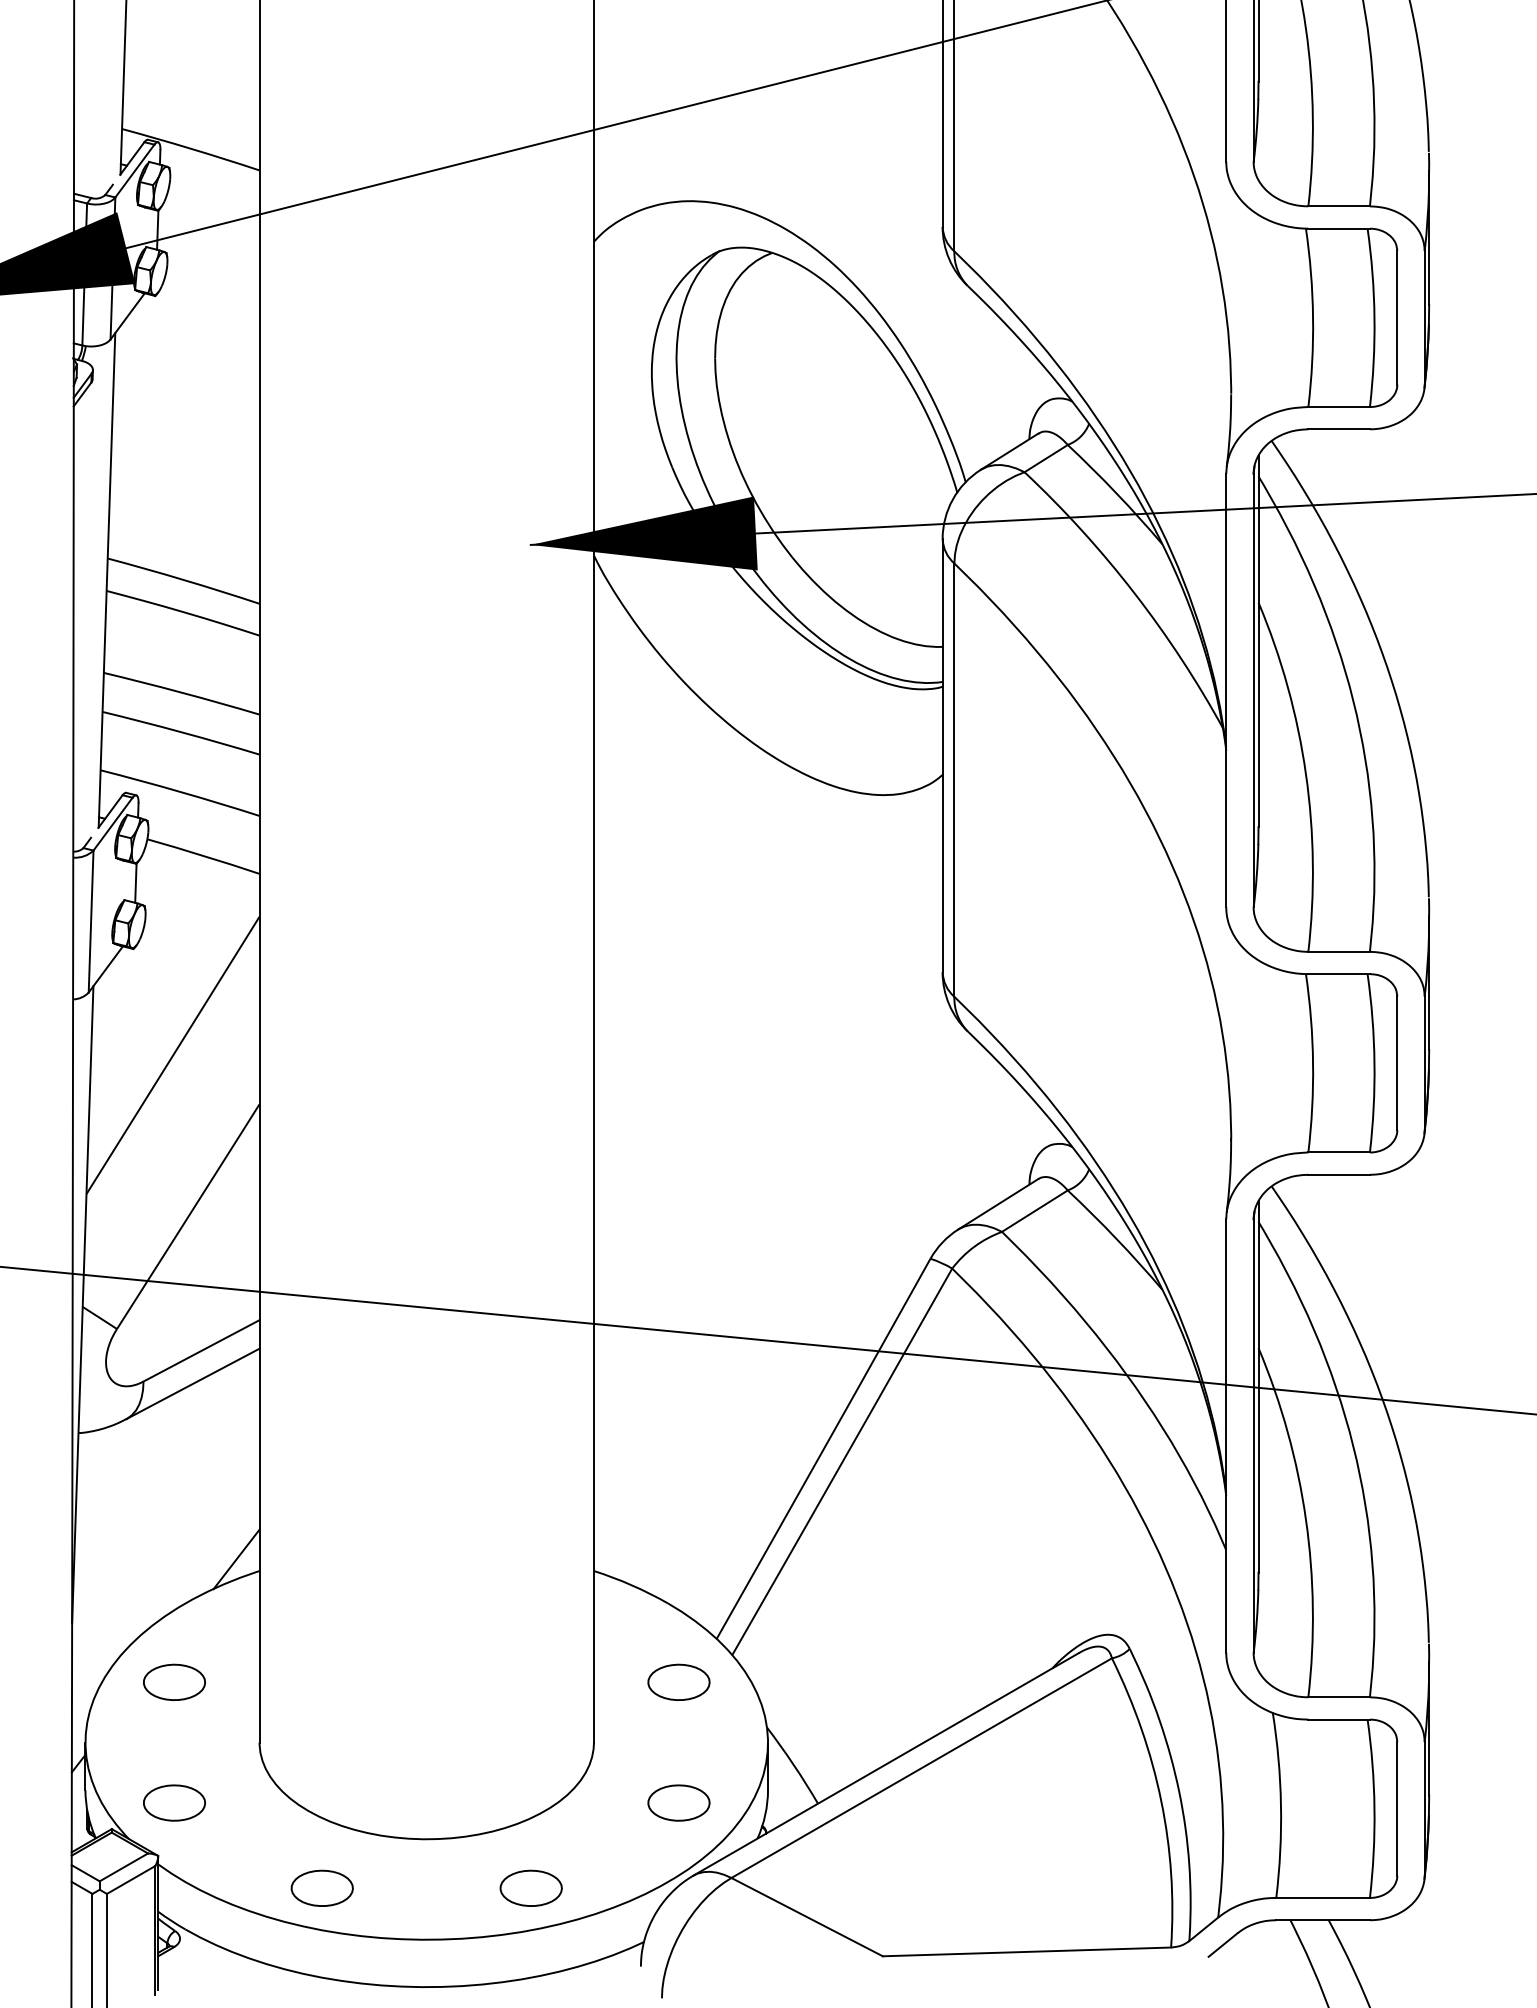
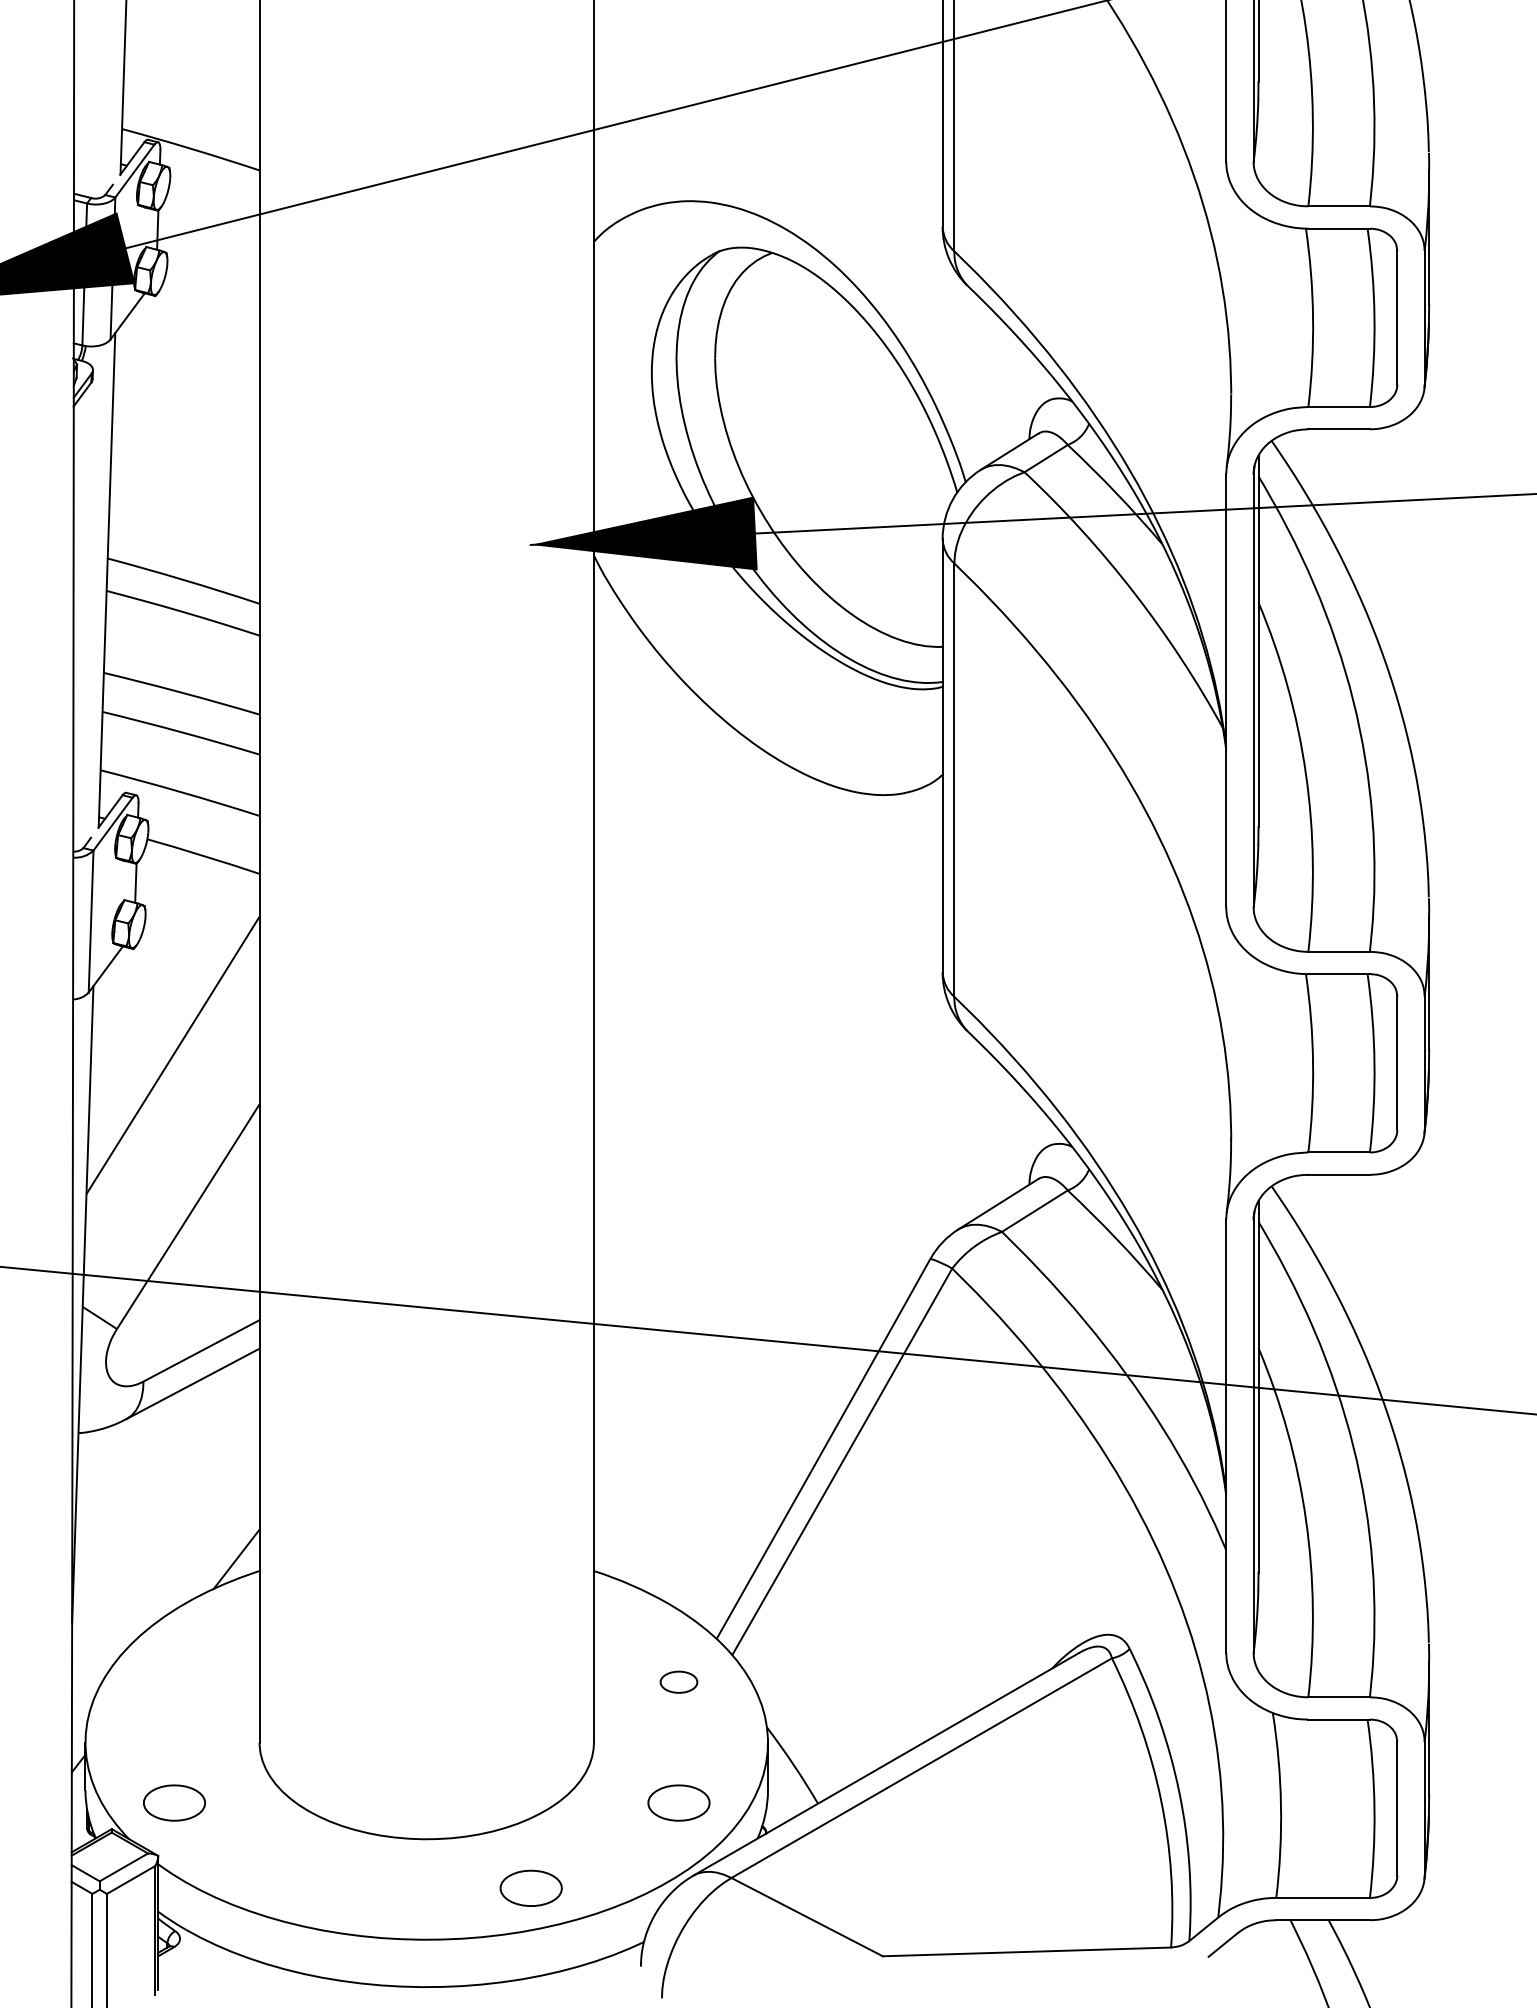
part: present -> none (174, 1681)
part size: 64x38 px -> 40x24 px (678, 1681)
part: present -> none (321, 1887)
